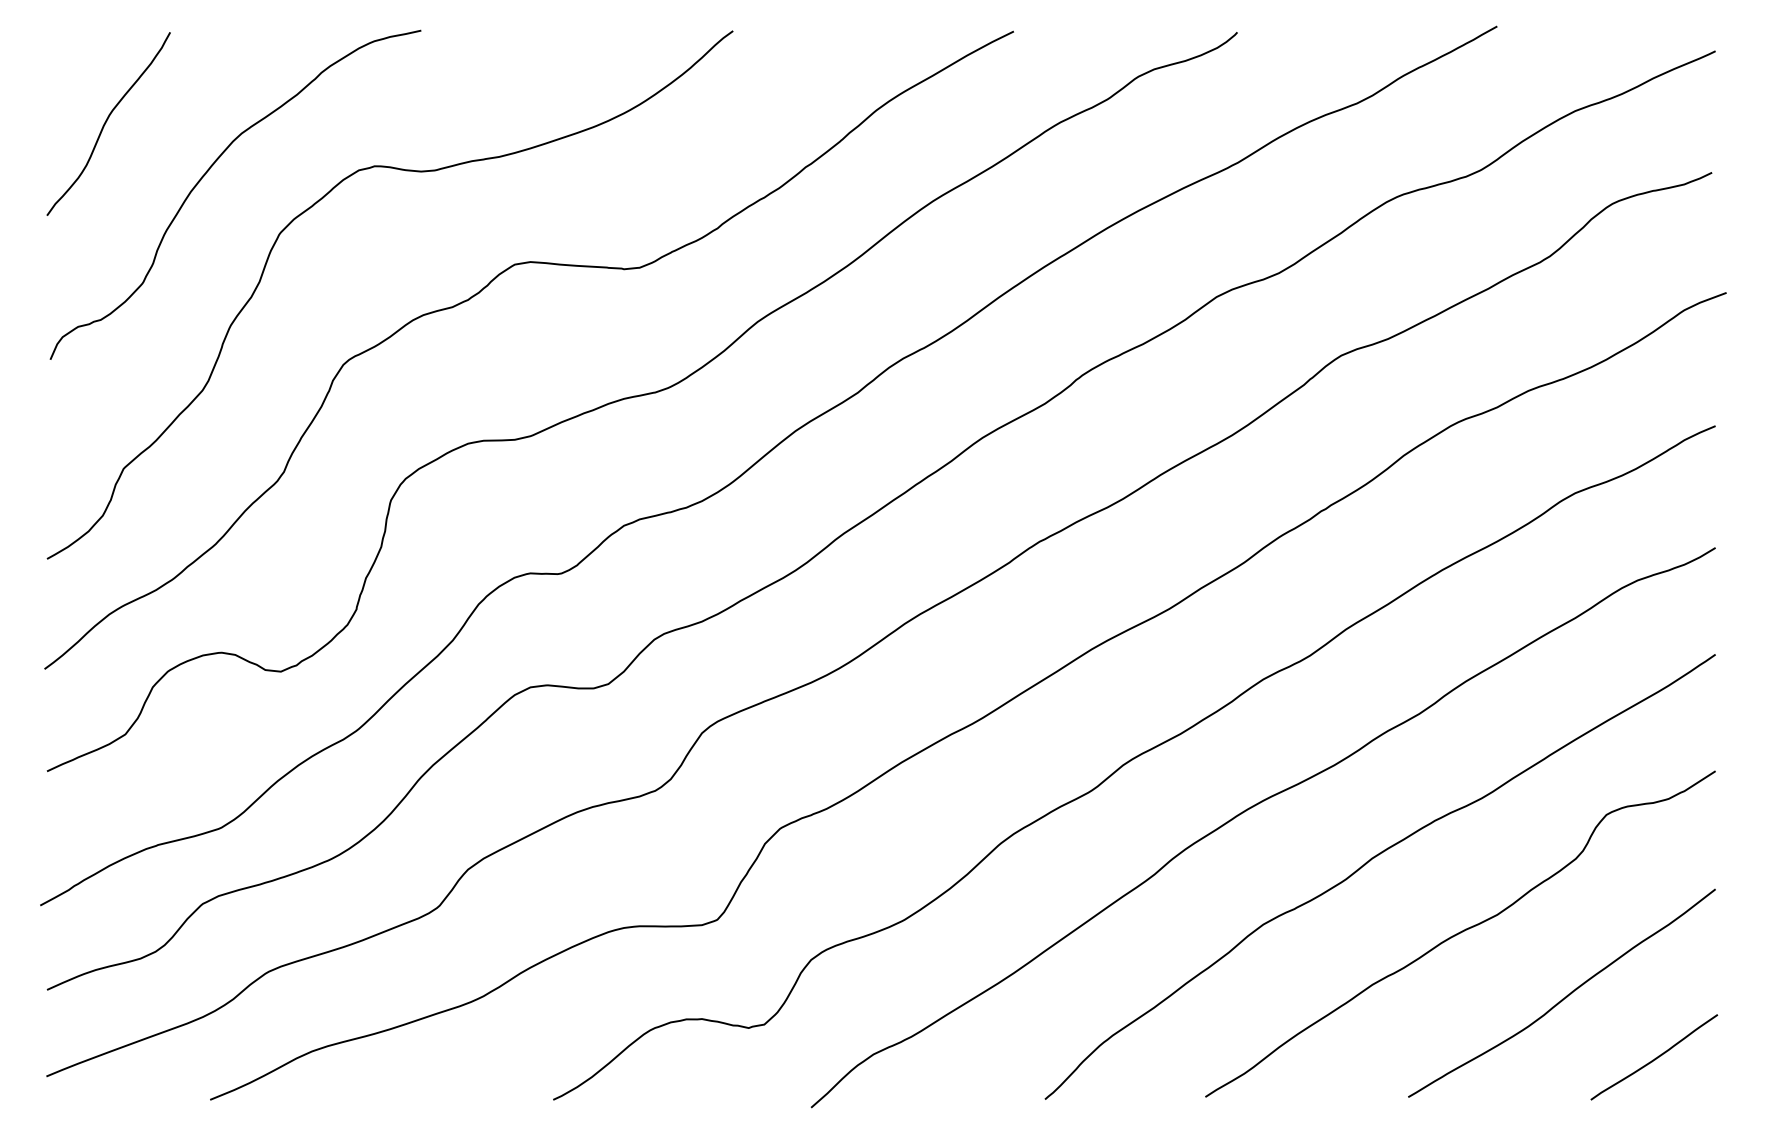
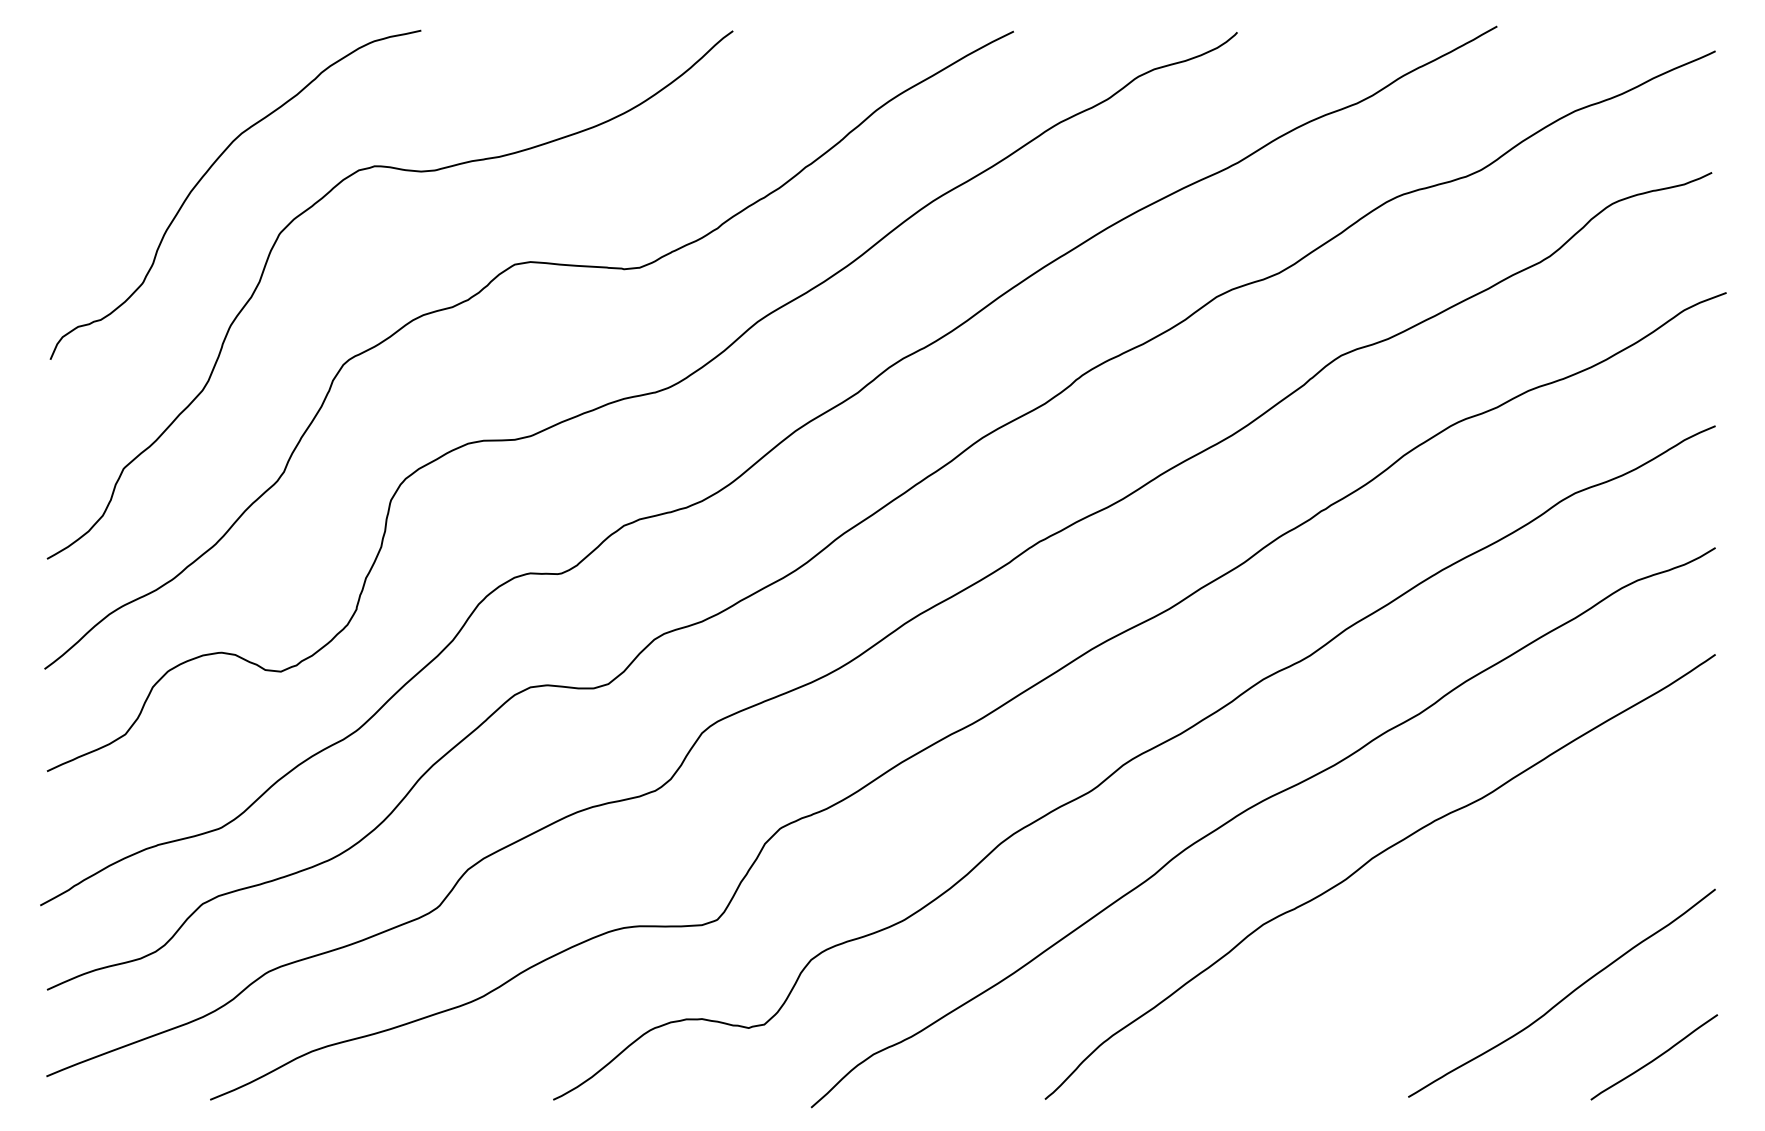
curve: present -> none (106, 123)
curve: present -> none (1460, 933)
